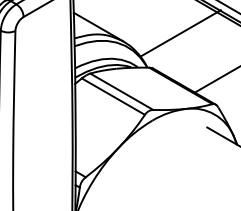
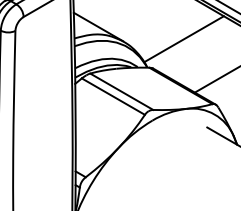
line position: (180, 33) -> (183, 39) (183, 39)
